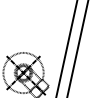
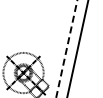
line: solid -> dashed (66, 48)
